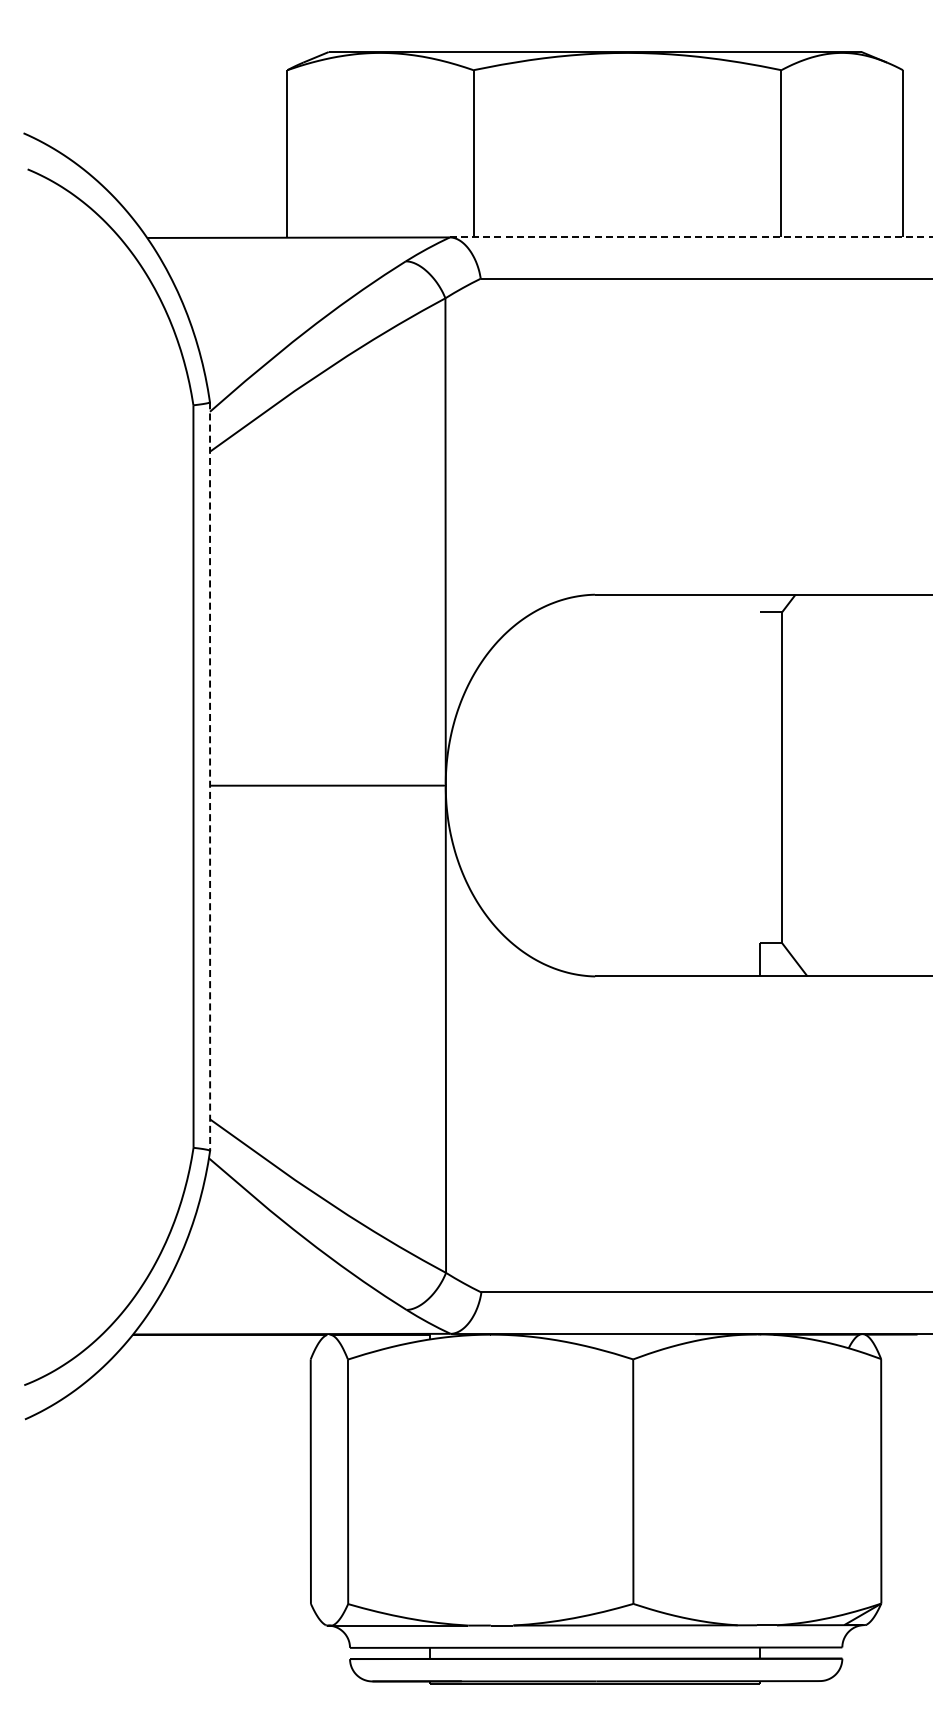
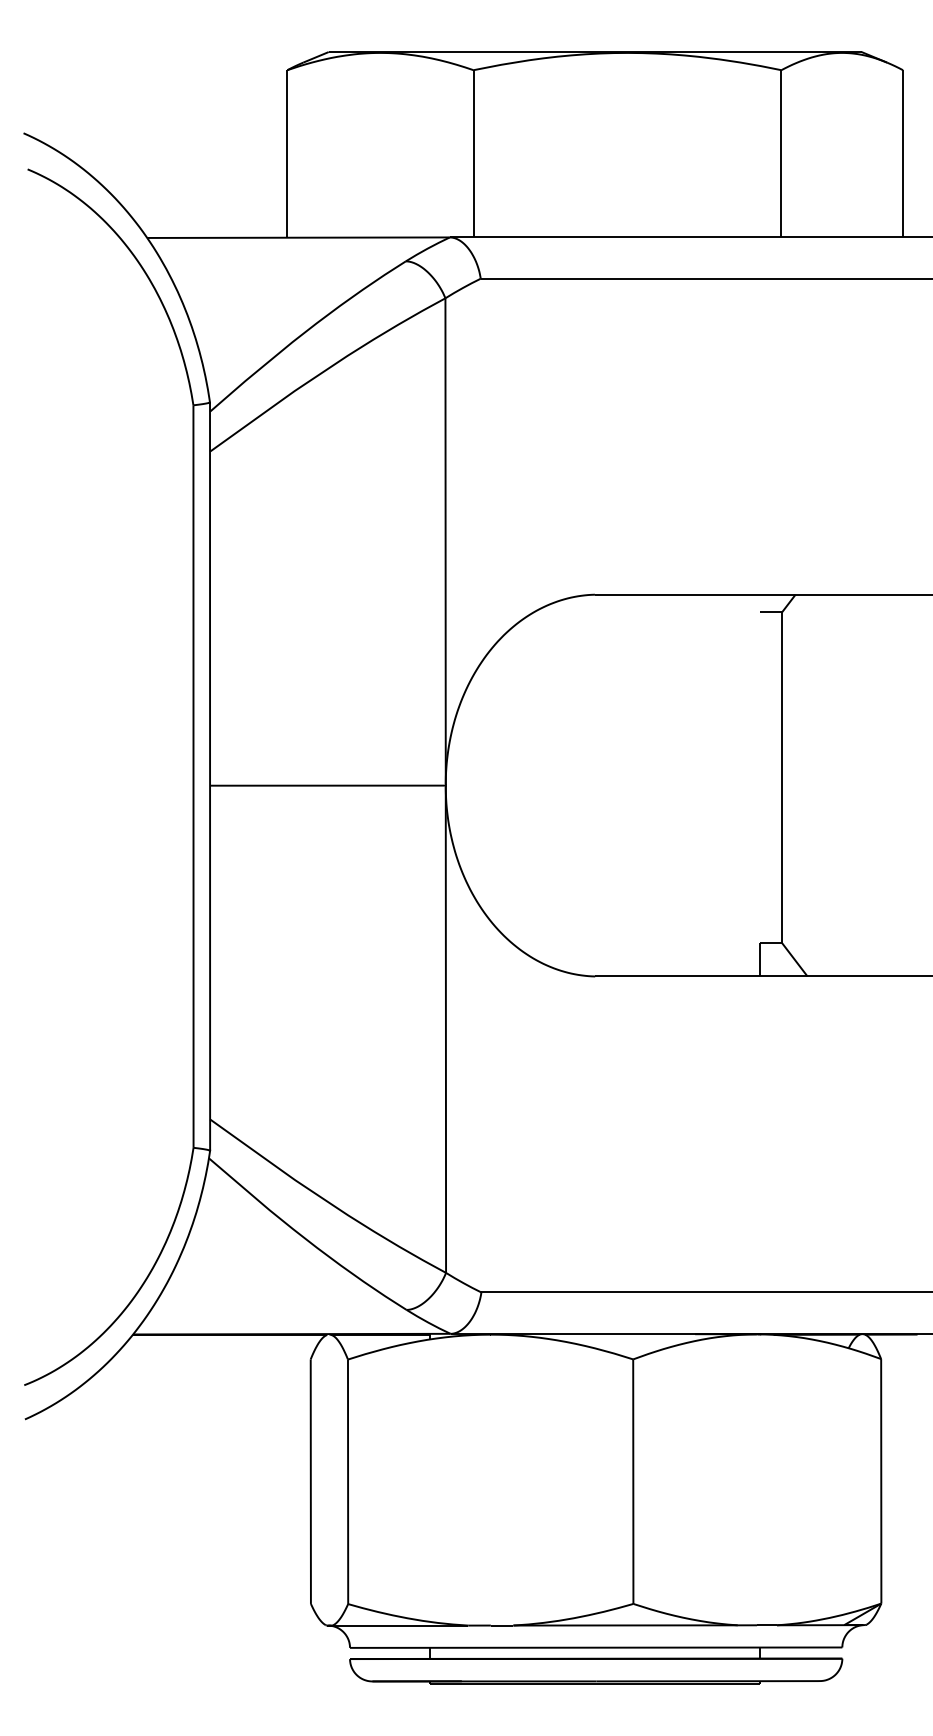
line: dashed -> solid (691, 237)
line: dashed -> solid (210, 777)
